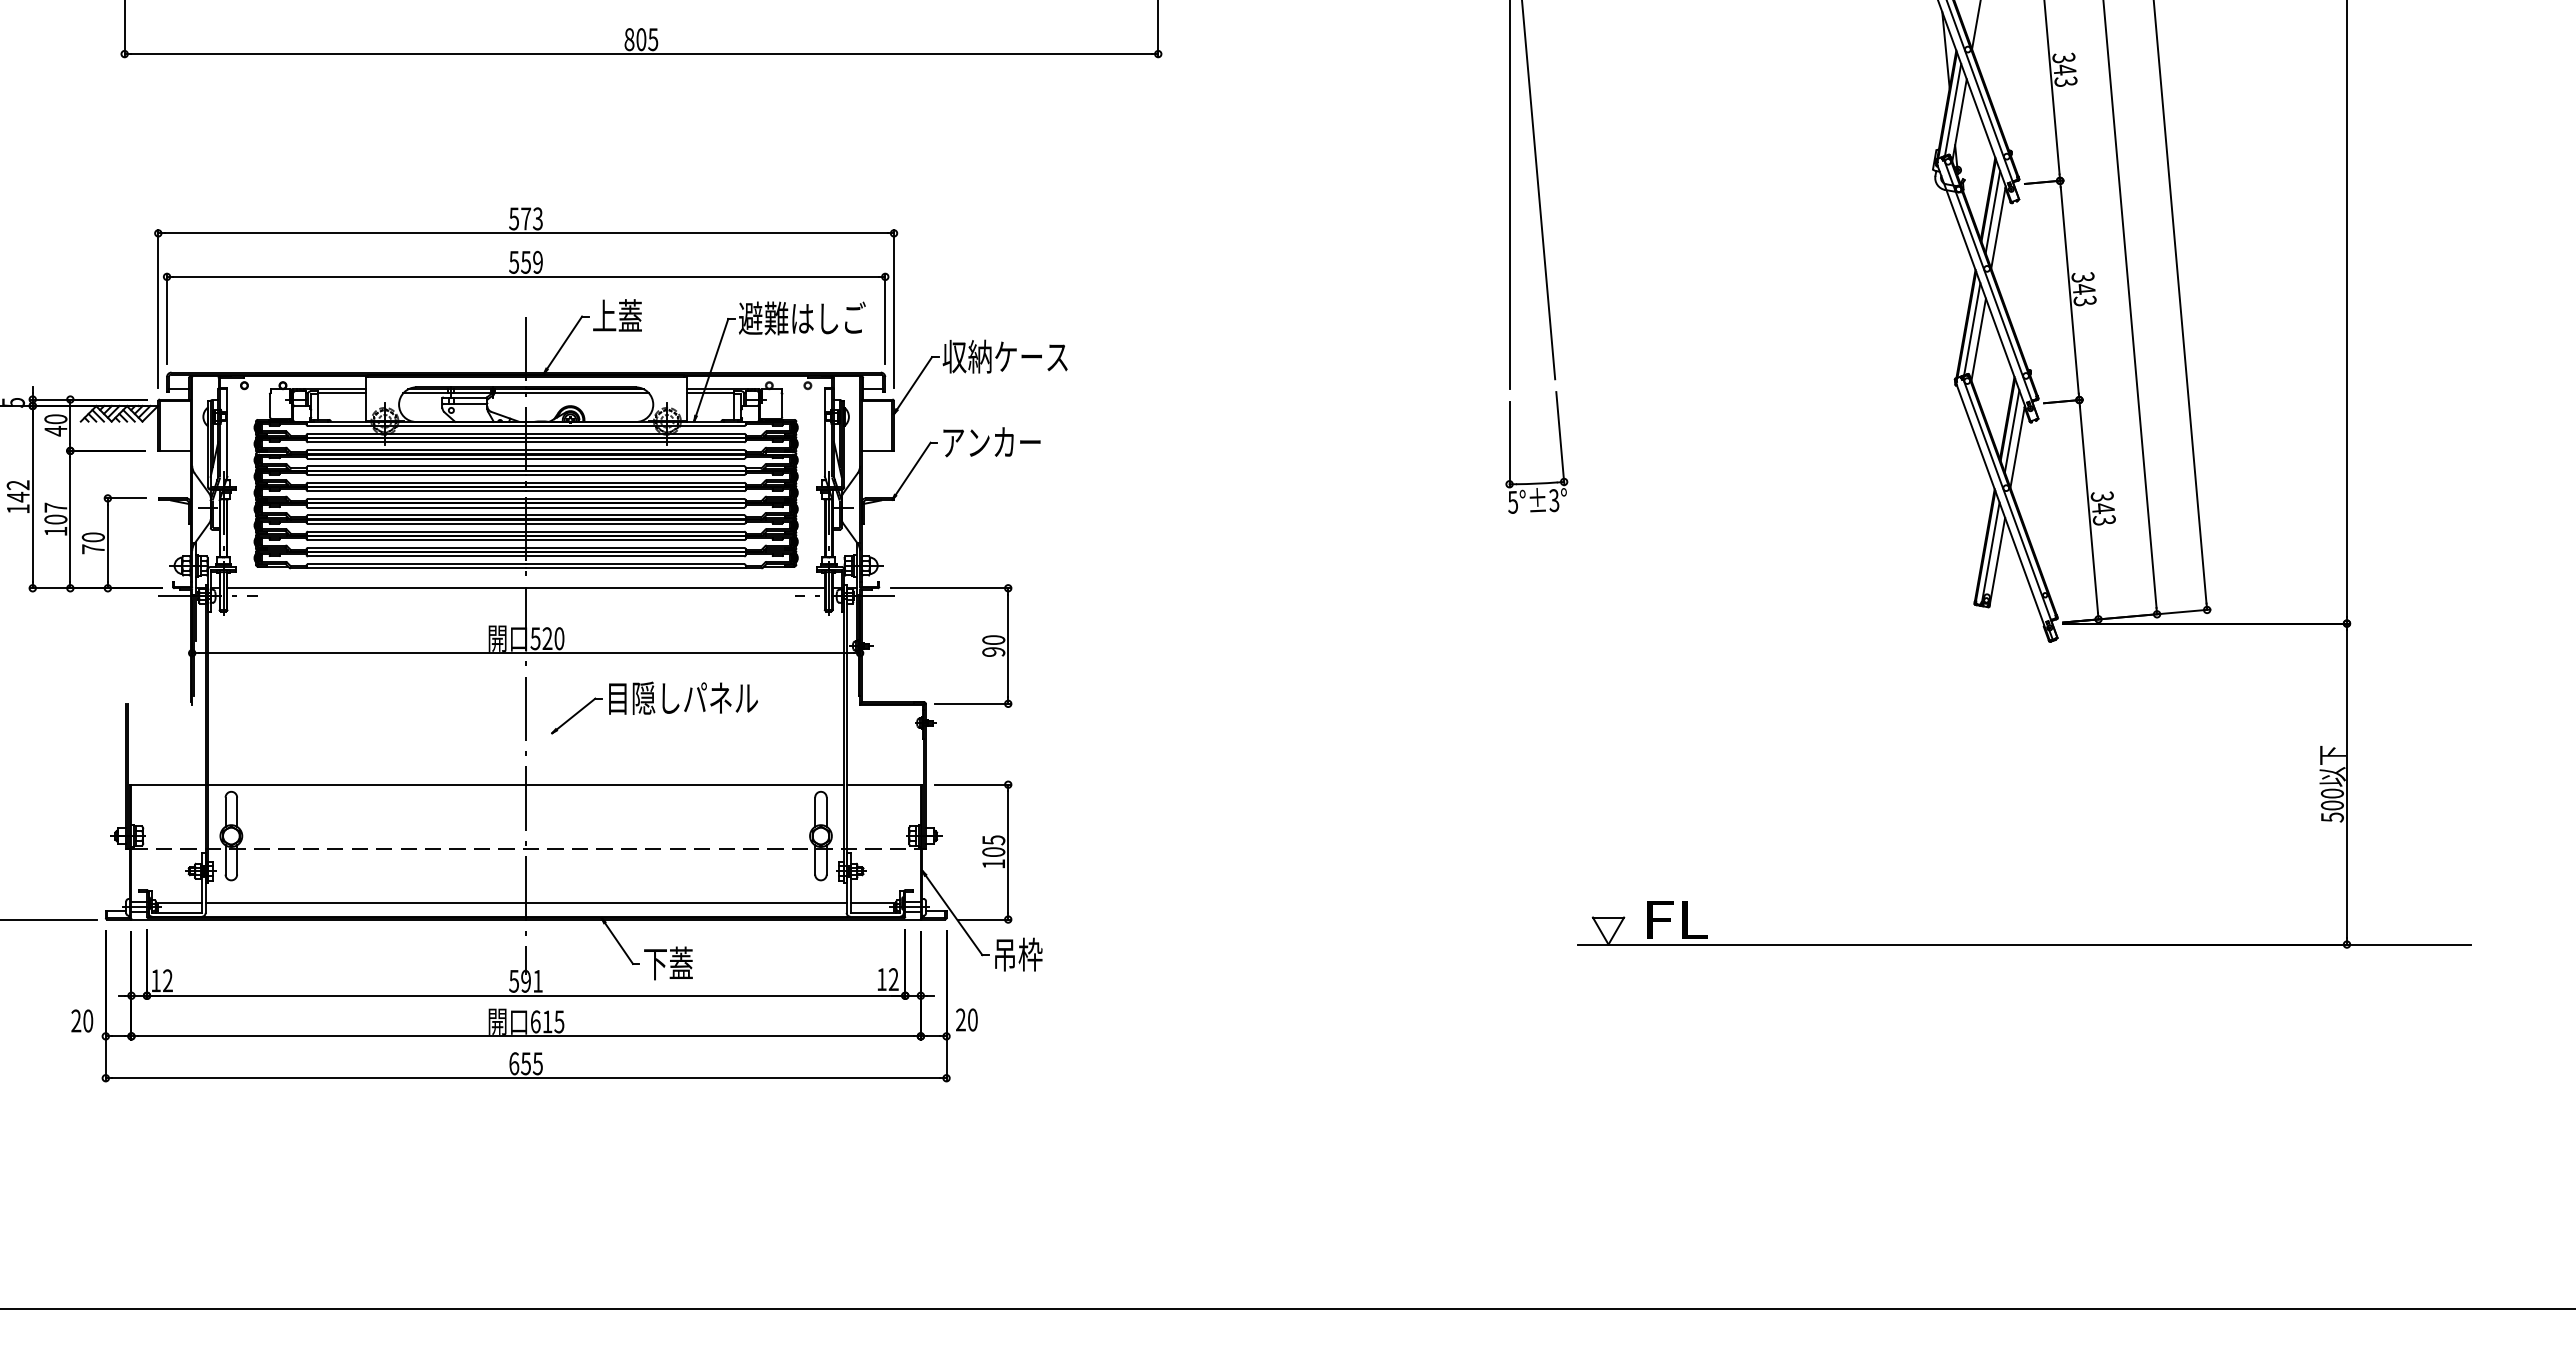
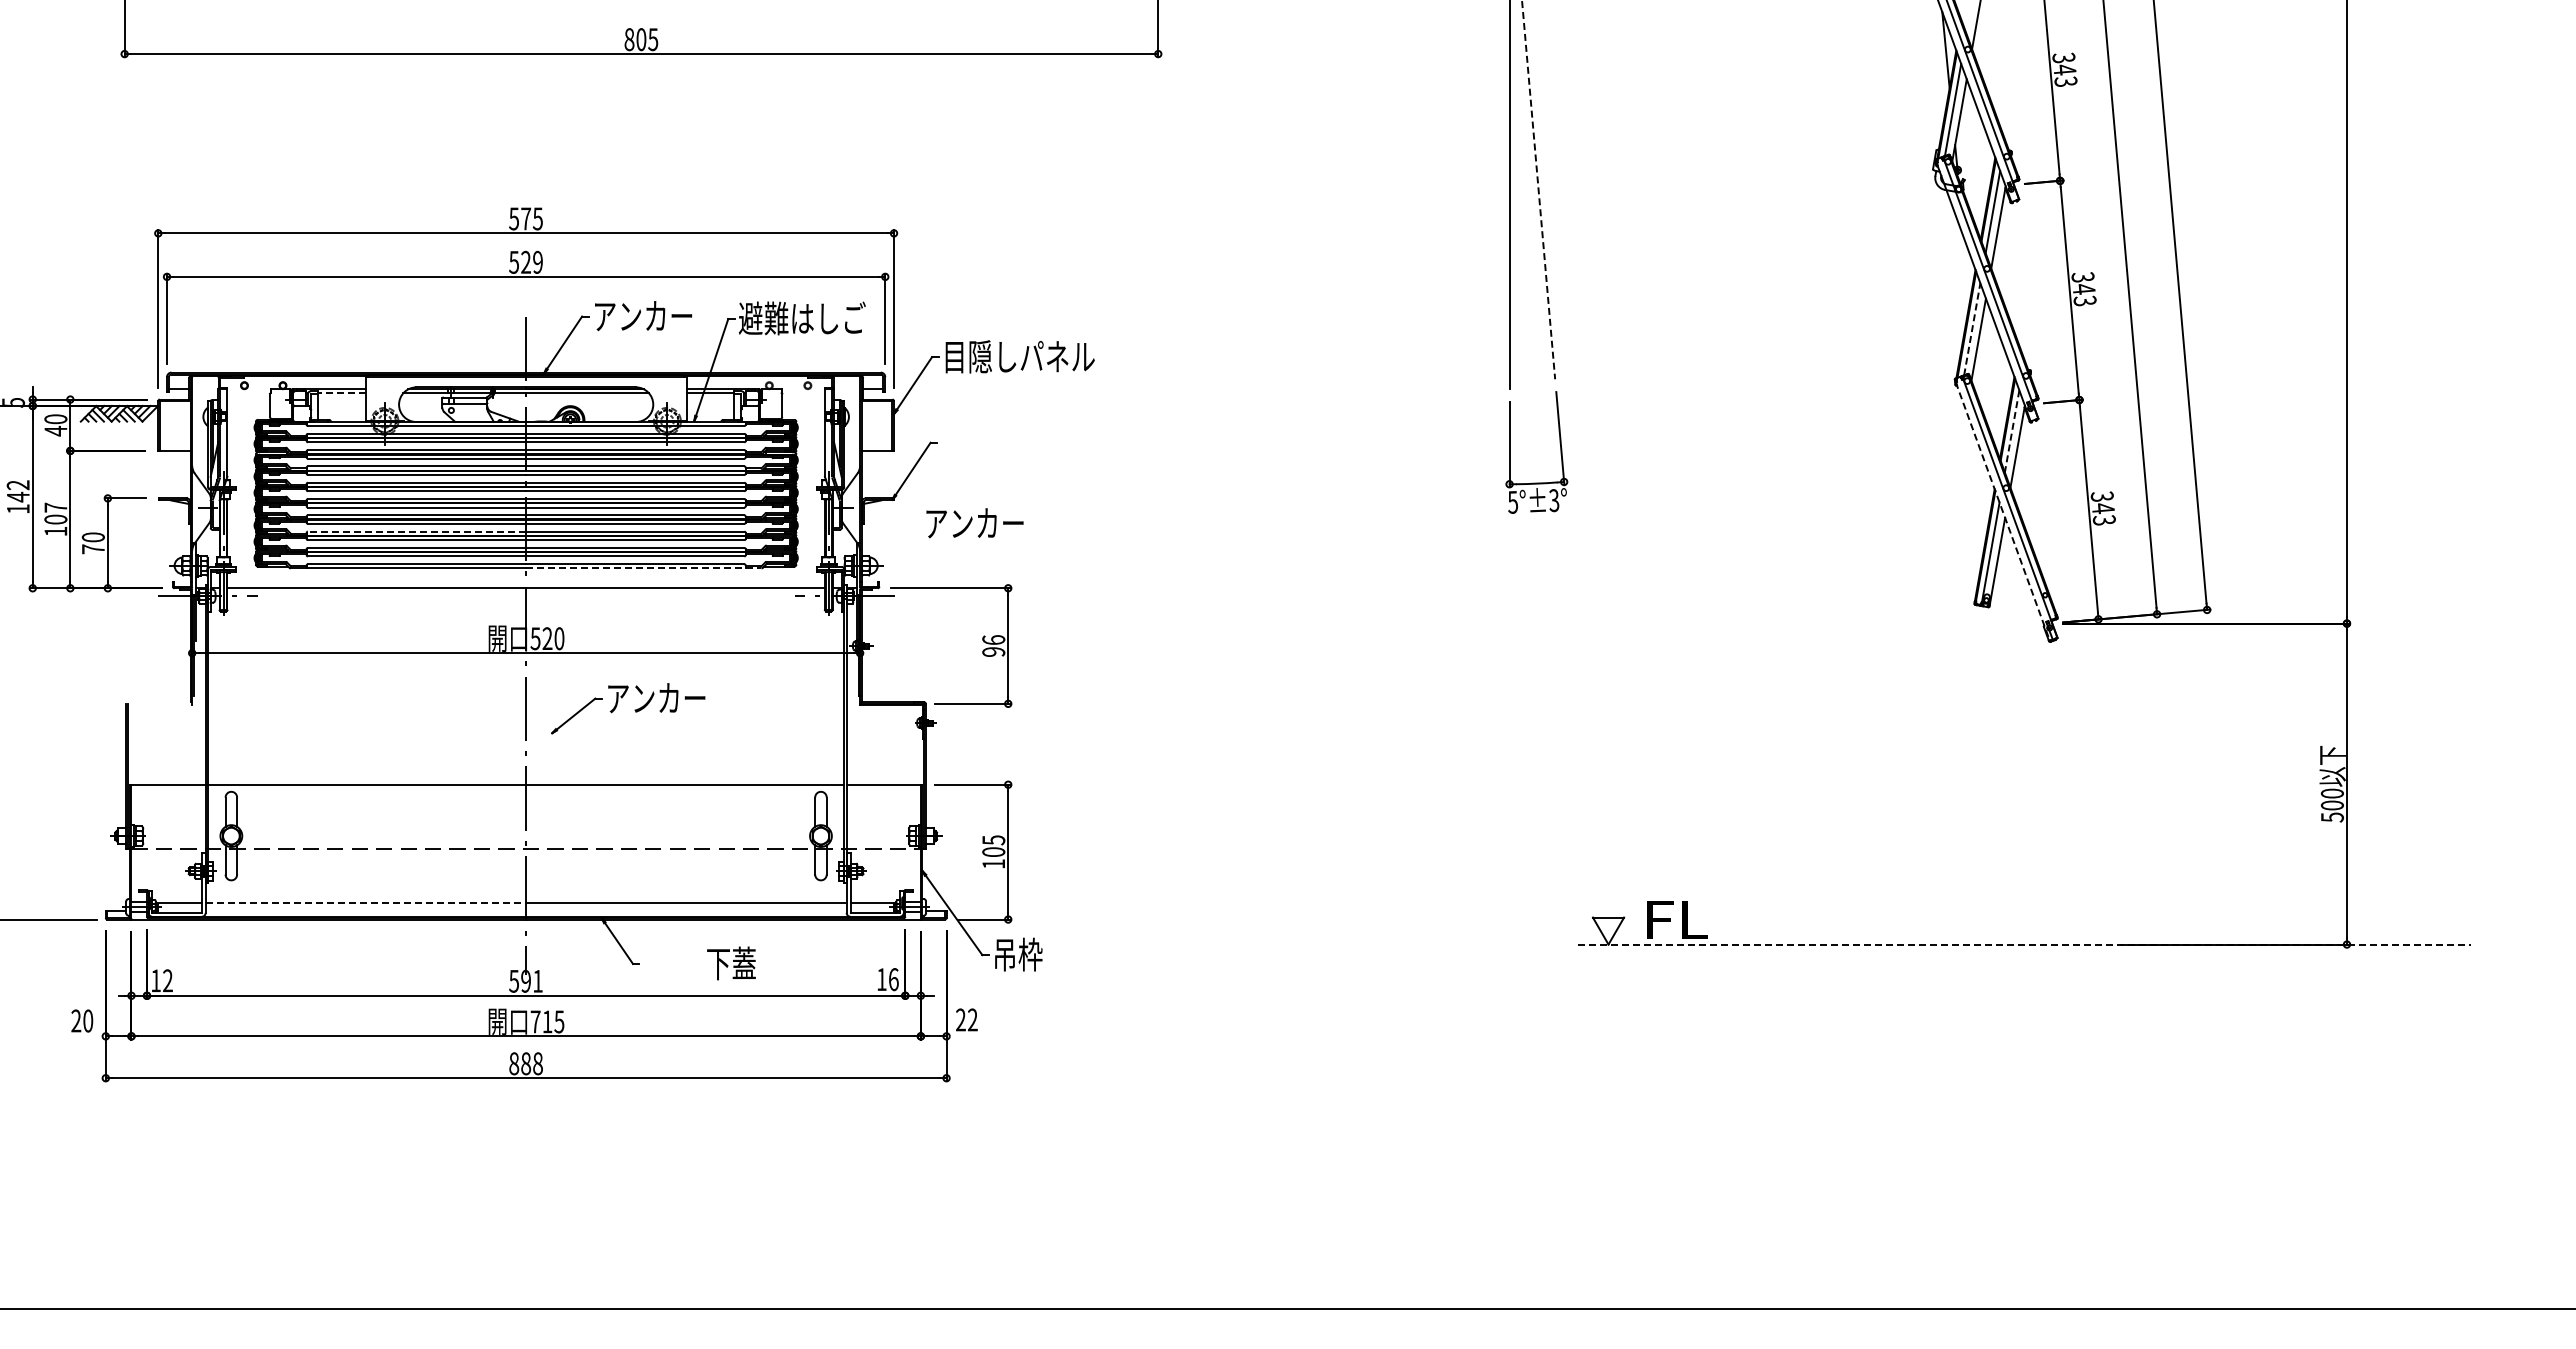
line: solid -> dashed (1538, 190)
text: 573 -> 575 (537, 218)
text: 559 -> 529 (525, 261)
text: 上蓋 -> アンカー (642, 315)
line: solid -> dashed (1972, 329)
text: 収納ケース -> 目隠しパネル (1018, 356)
line: solid -> dashed (341, 393)
line: solid -> dashed (2012, 431)
text position: (991, 442) -> (974, 523) (974, 523)
line: solid -> dashed (2002, 511)
line: solid -> dashed (416, 531)
line: solid -> dashed (643, 568)
text: 90 -> 96 (993, 639)
text: 目隠しパネル -> アンカー (683, 697)
line: solid -> dashed (366, 902)
line: solid -> dashed (2024, 944)
text position: (668, 963) -> (731, 963) (731, 963)
text: 12 -> 16 (893, 979)
text: 20 -> 22 (972, 1019)
text: 615 -> 715 (535, 1021)
text: 655 -> 888 (525, 1063)
